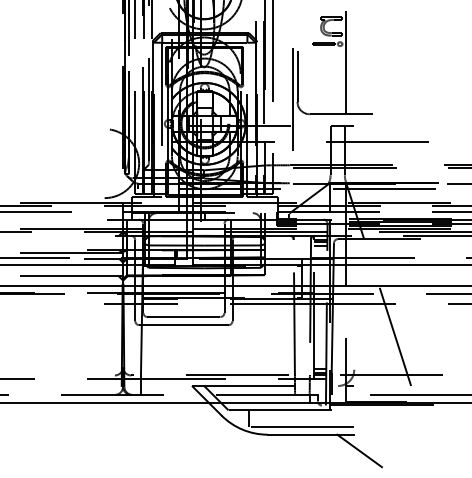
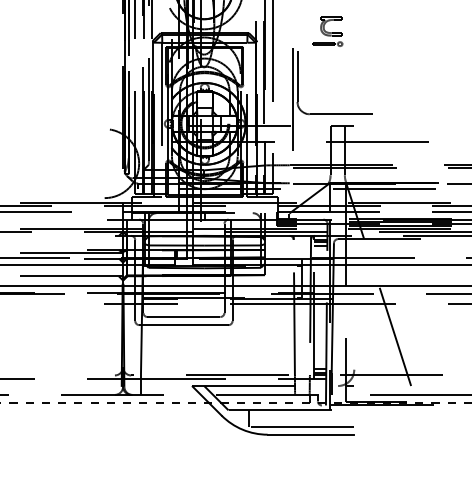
line: present -> none (346, 58)
line: solid -> dashed (235, 403)
line: present -> none (359, 450)
